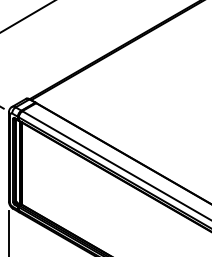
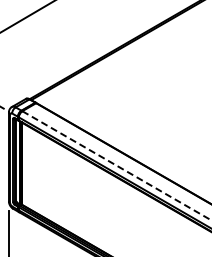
line: solid -> dashed (117, 166)
